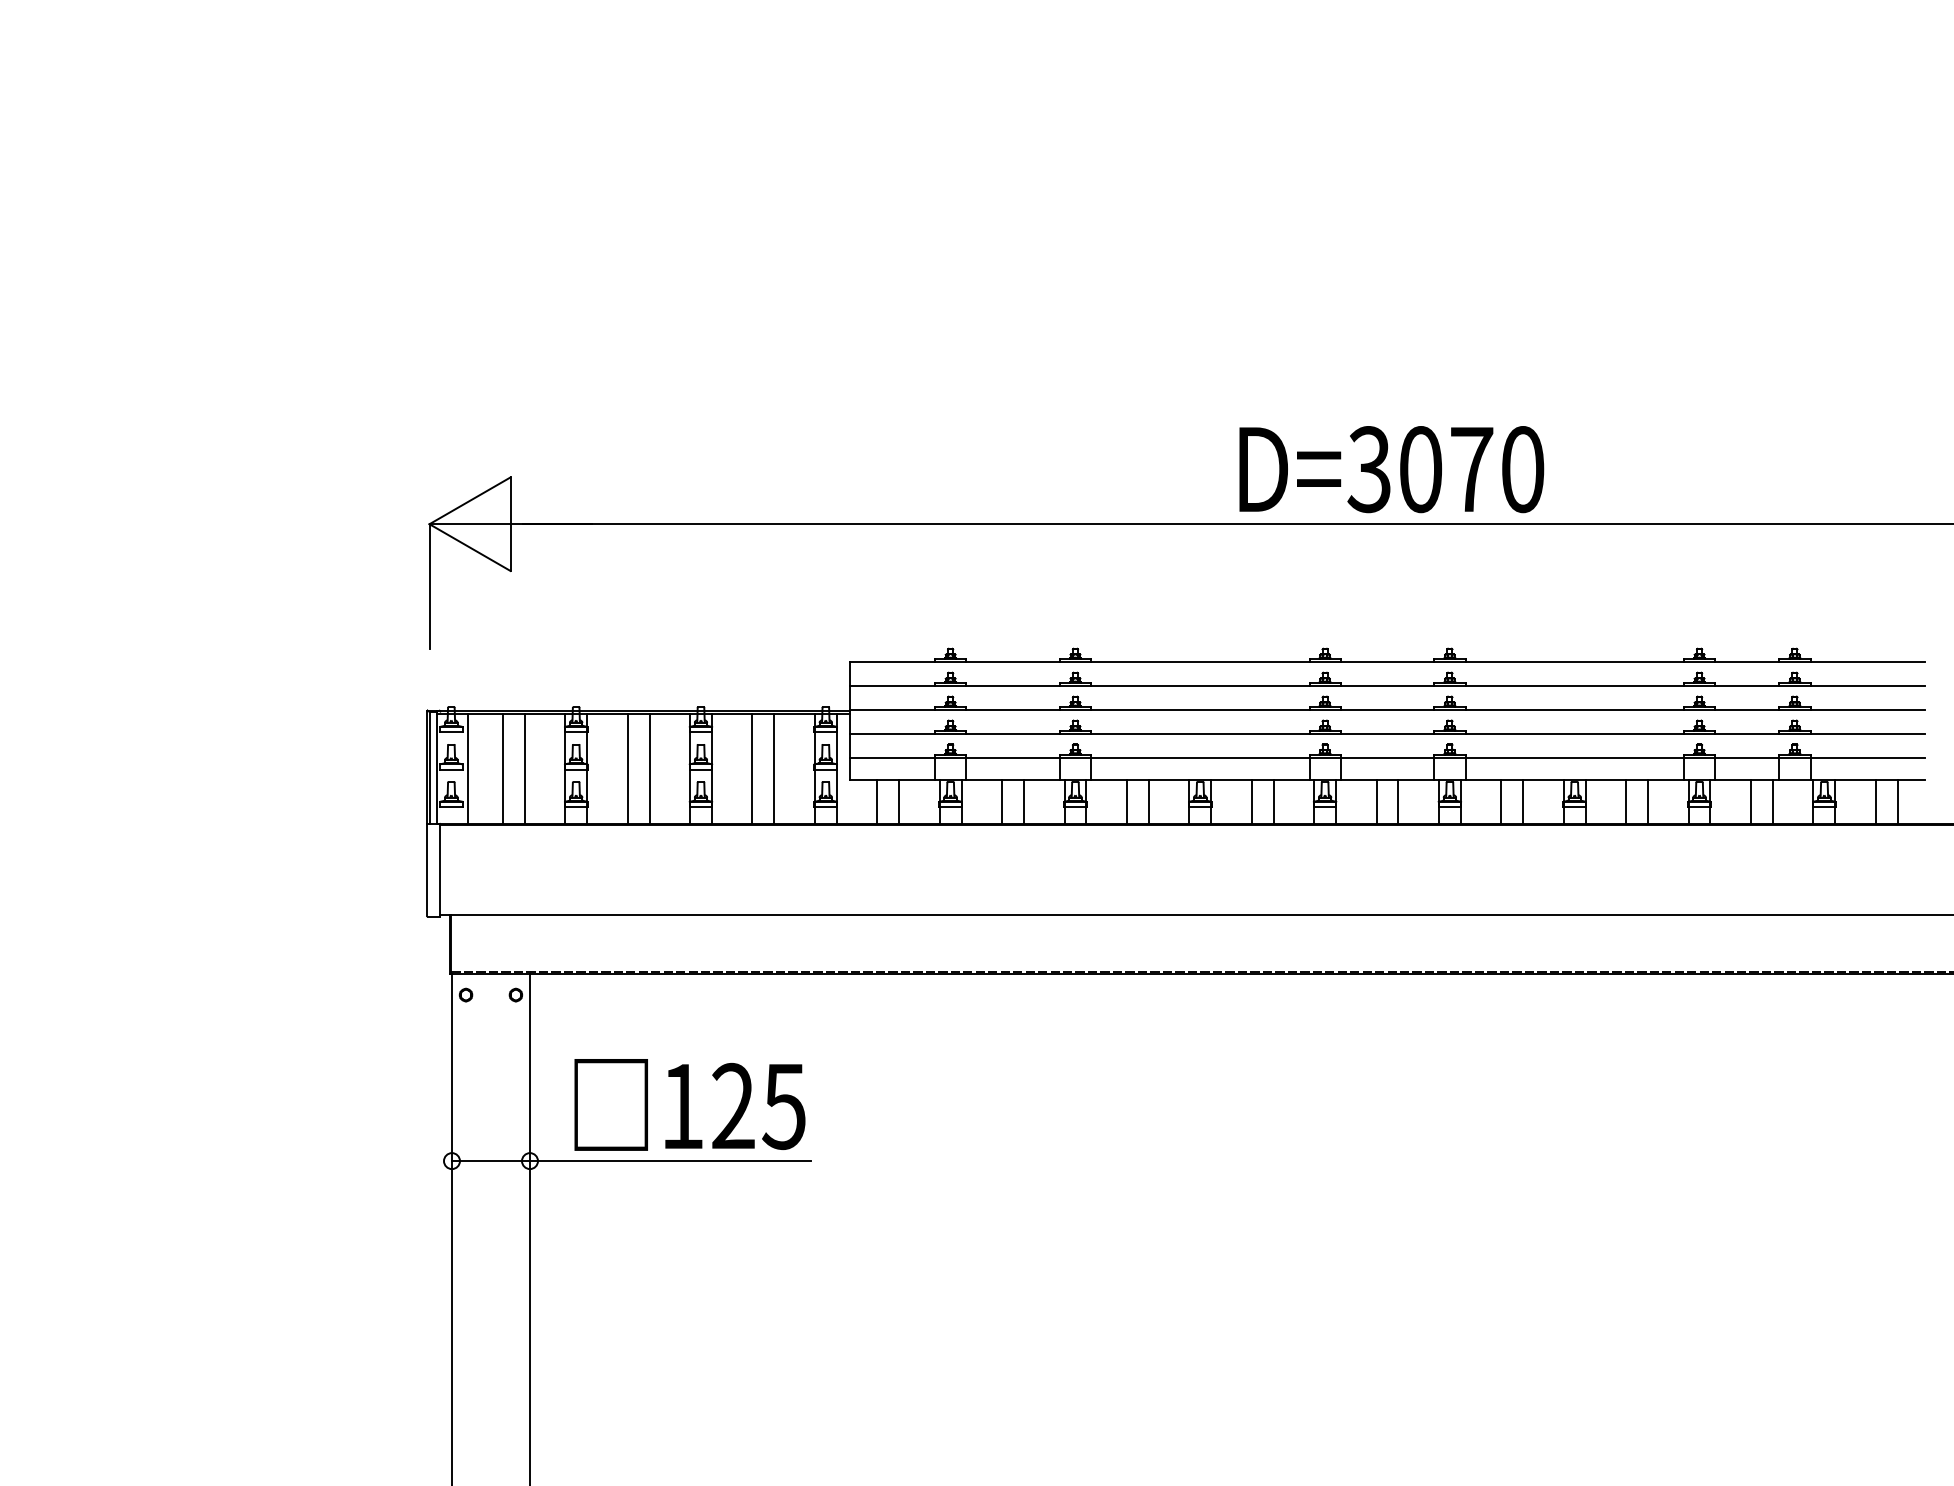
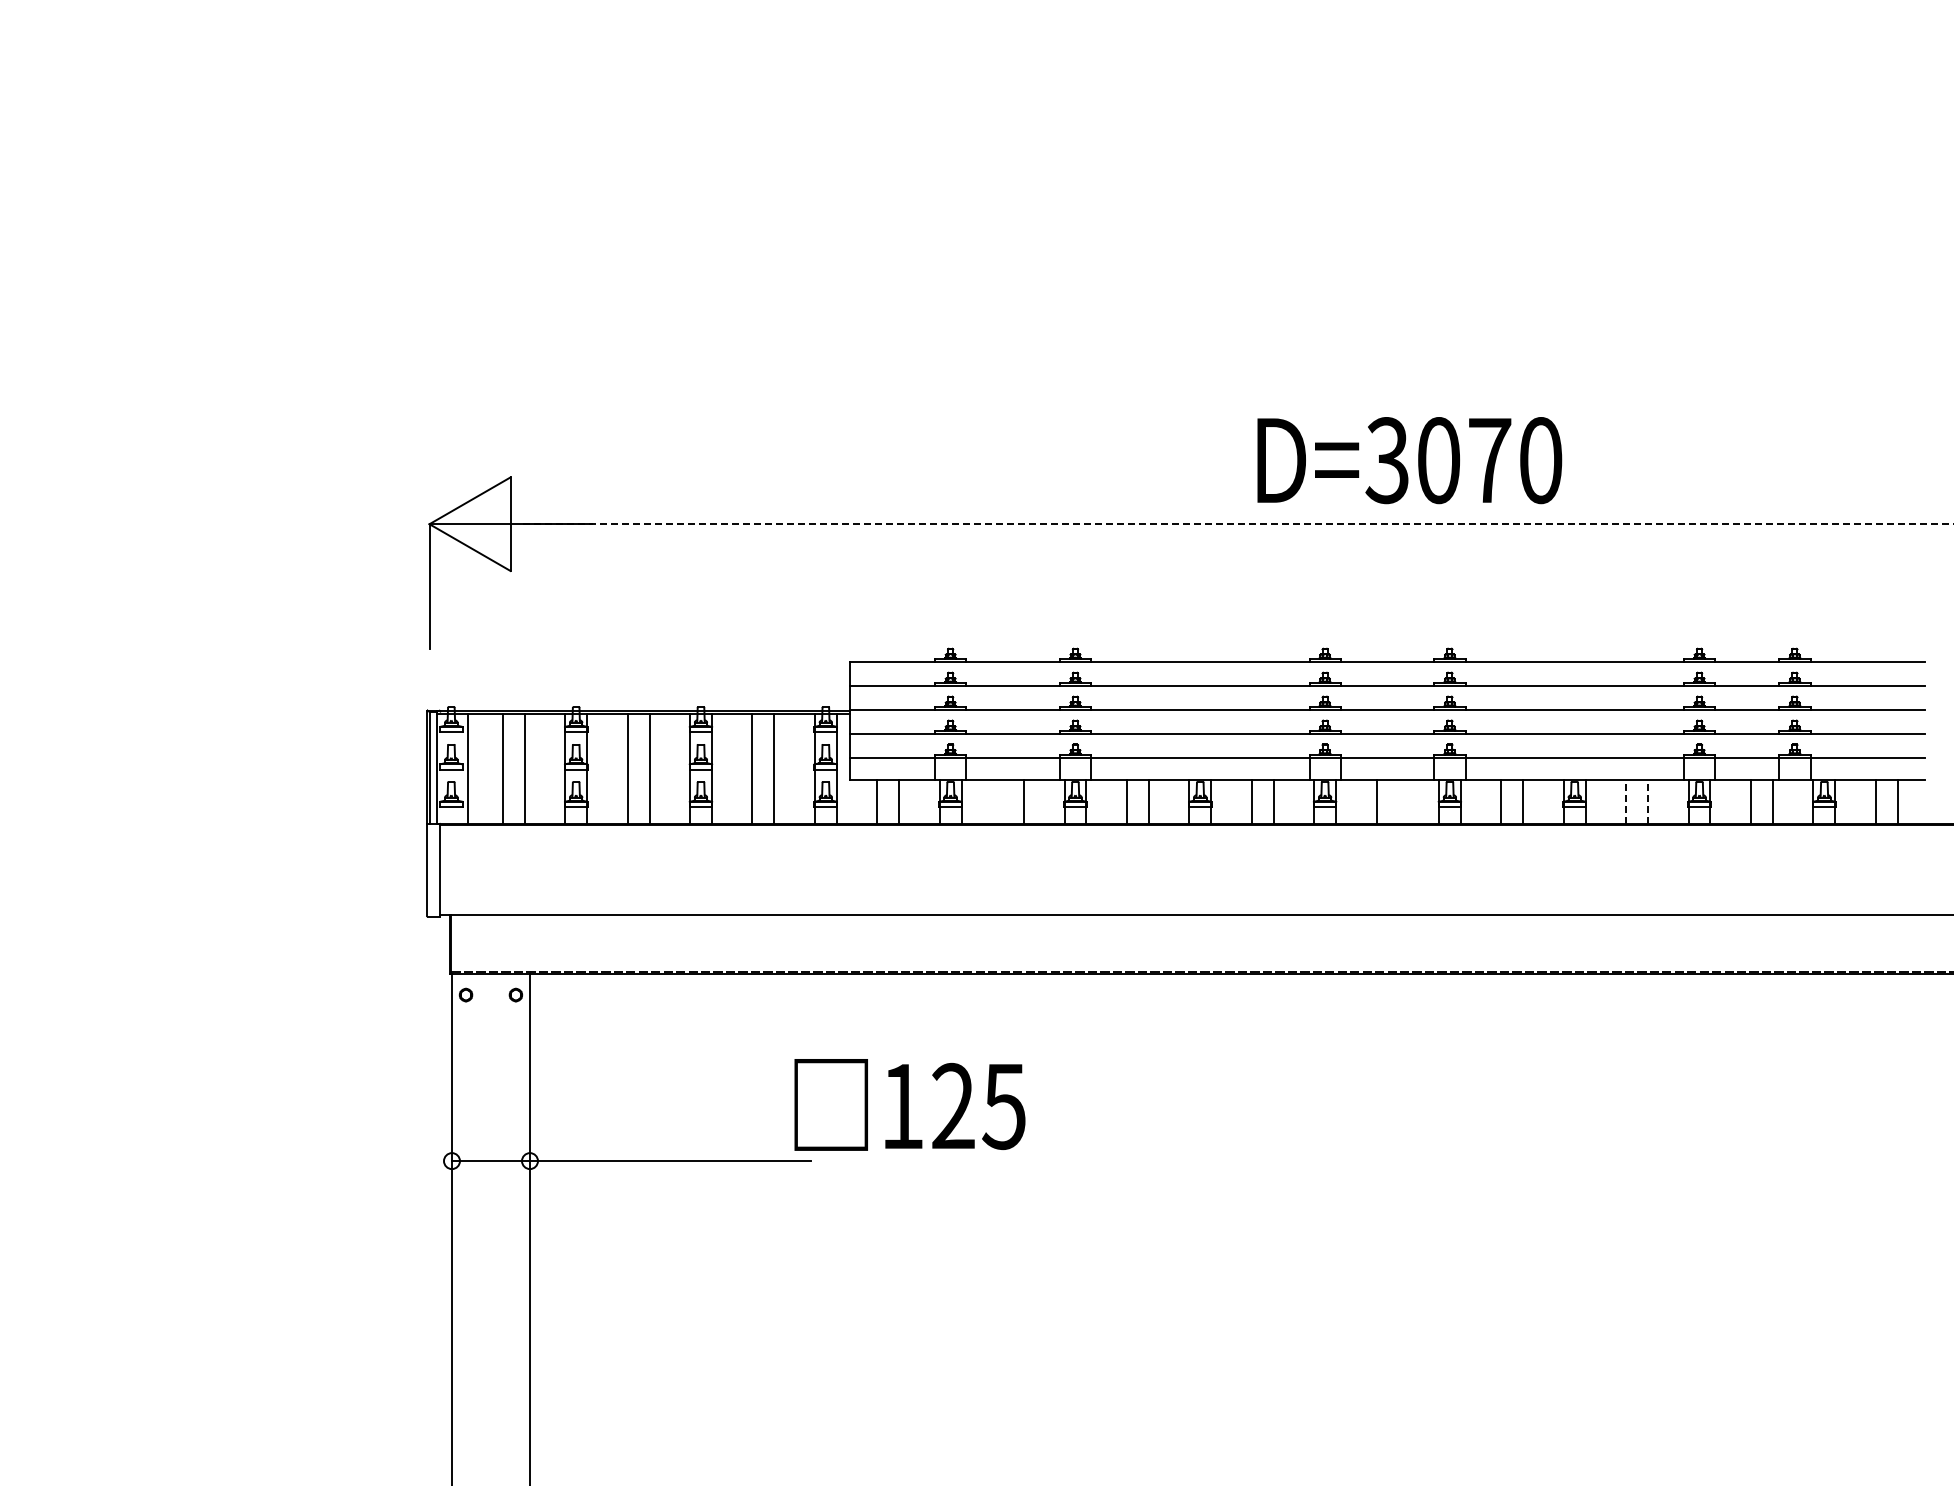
text position: (1391, 469) -> (1409, 460) (1409, 460)
line: solid -> dashed (1239, 524)
line: present -> none (1002, 801)
line: present -> none (1398, 801)
line: solid -> dashed (1626, 801)
line: solid -> dashed (1648, 801)
text position: (689, 1104) -> (909, 1104) (909, 1104)
